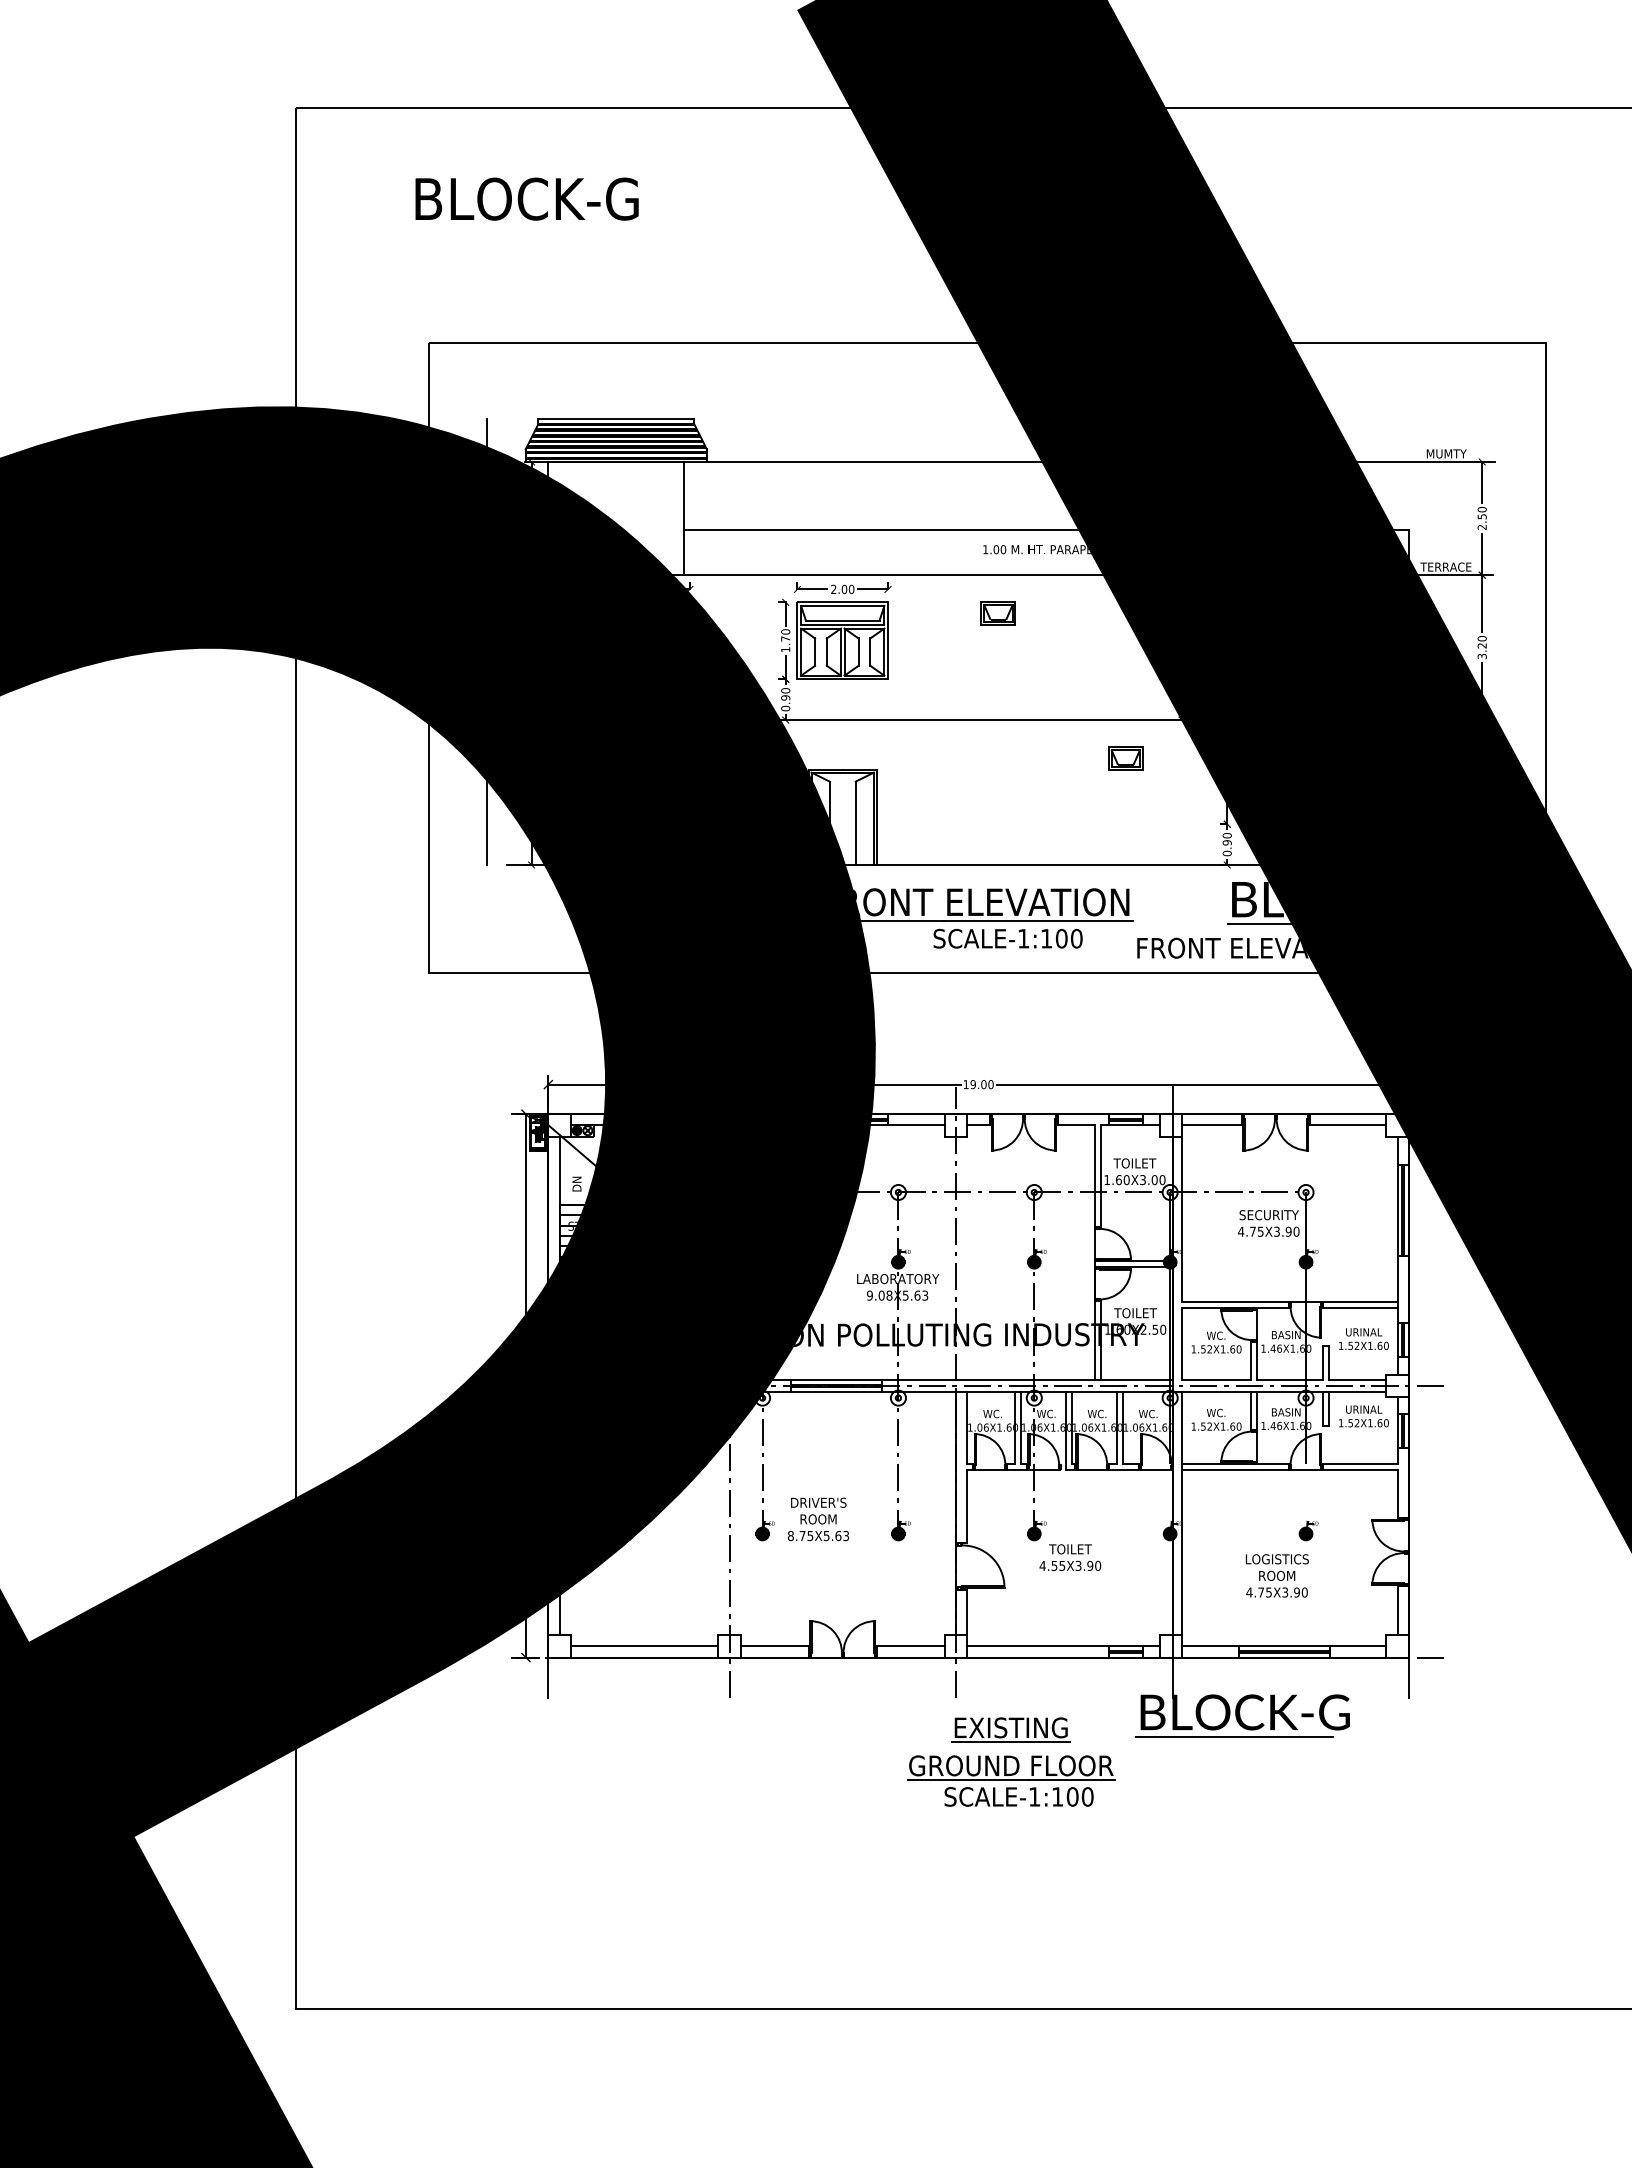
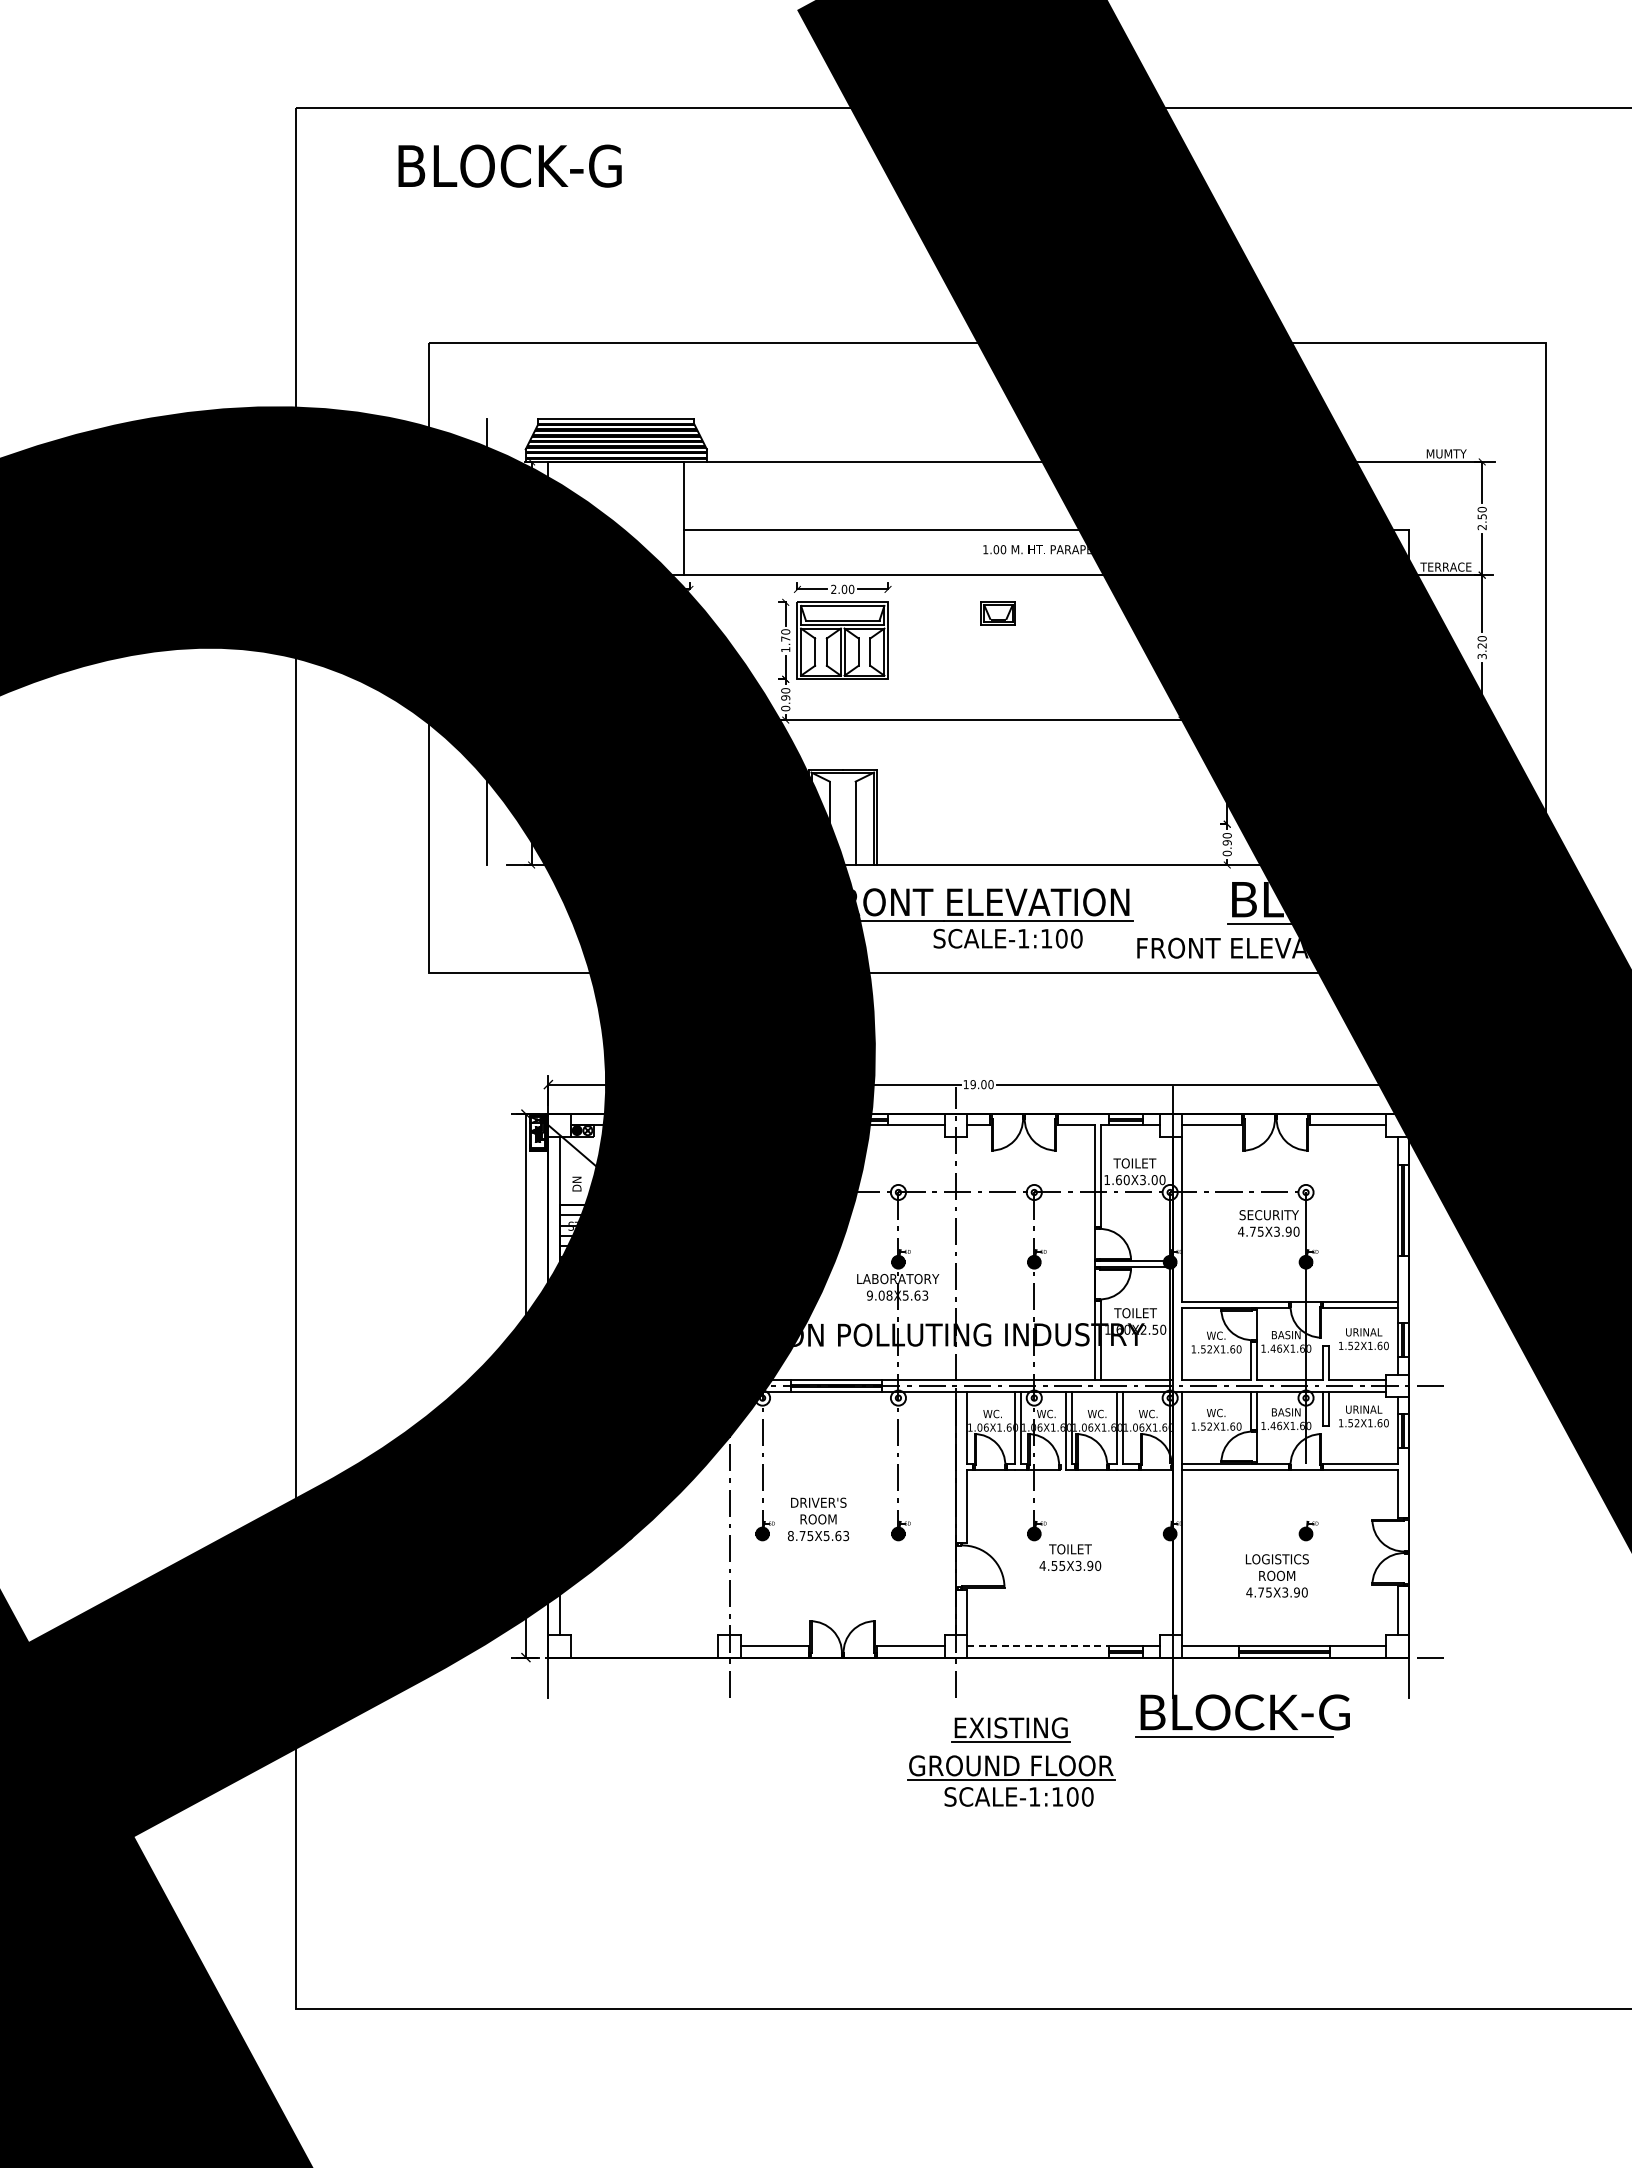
text position: (526, 198) -> (509, 165) (509, 165)
part: present -> none (1125, 758)
line: present -> none (644, 1646)
line: solid -> dashed (1038, 1646)
